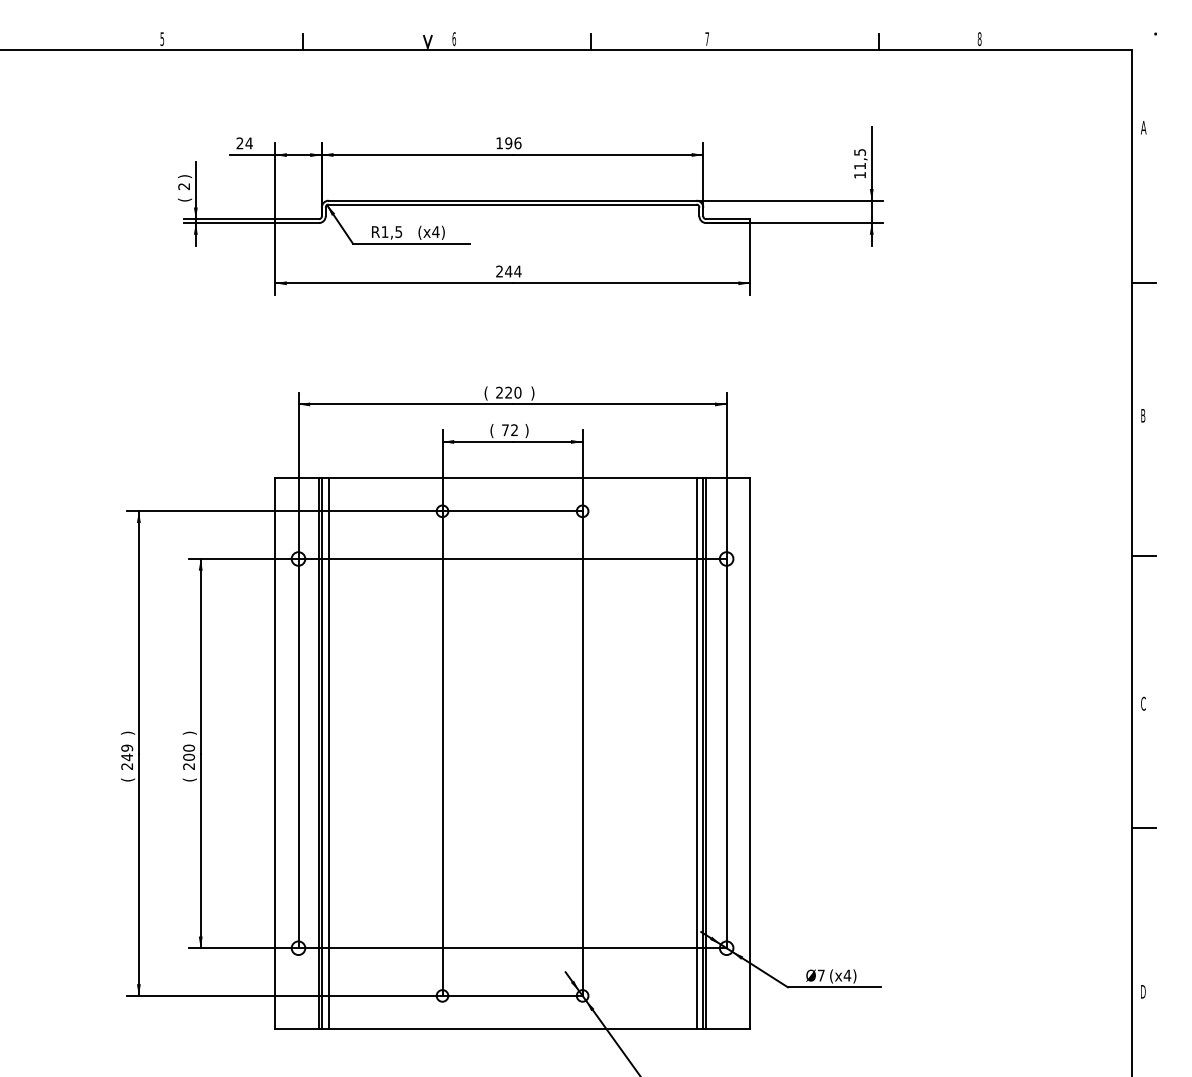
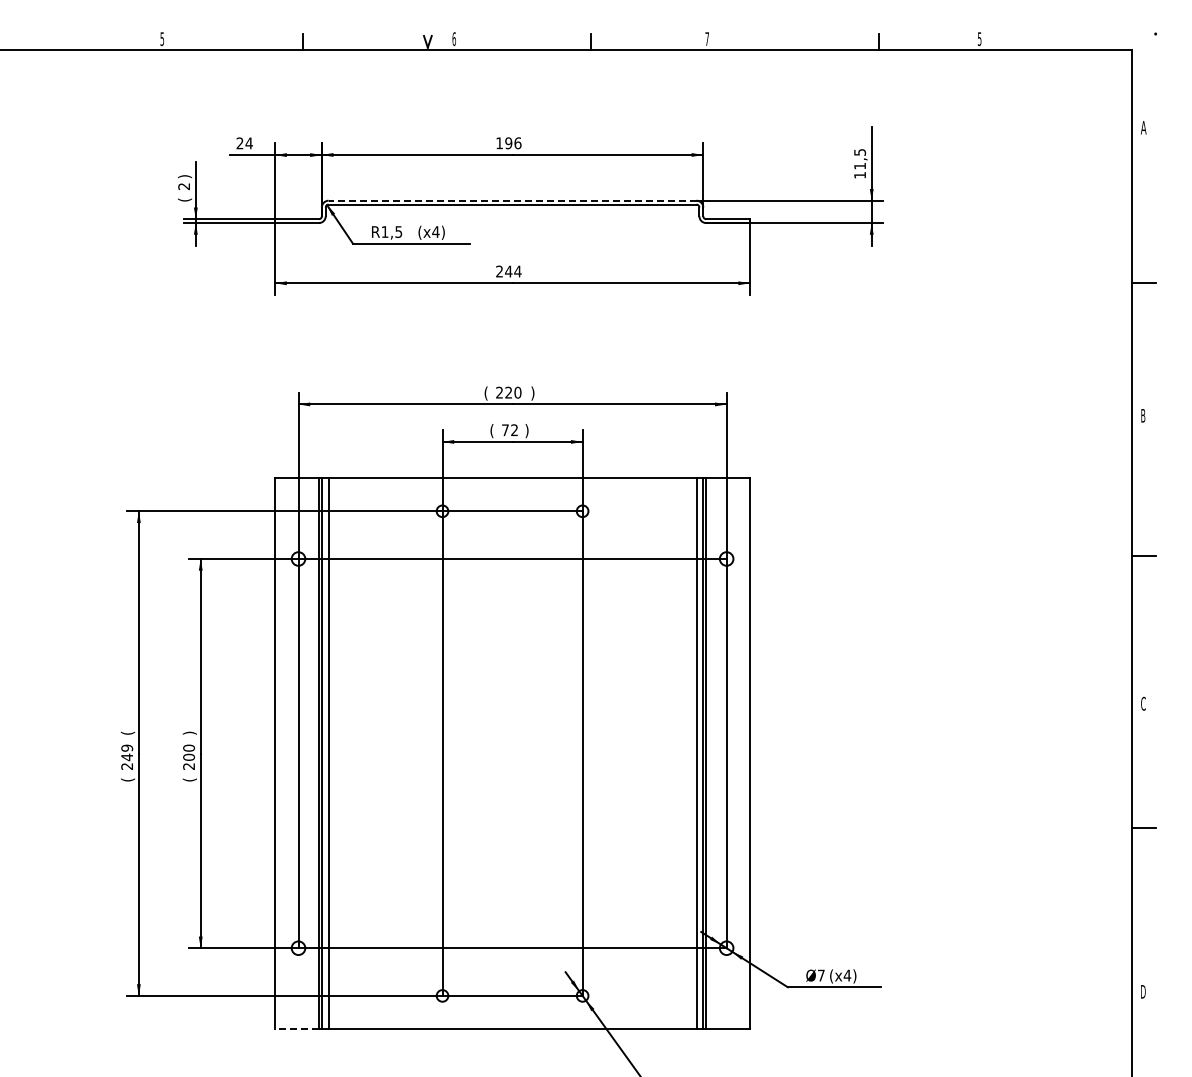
text: 8 -> 5 (979, 38)
line: solid -> dashed (512, 200)
text: ) -> ( (128, 732)
line: solid -> dashed (297, 1028)
